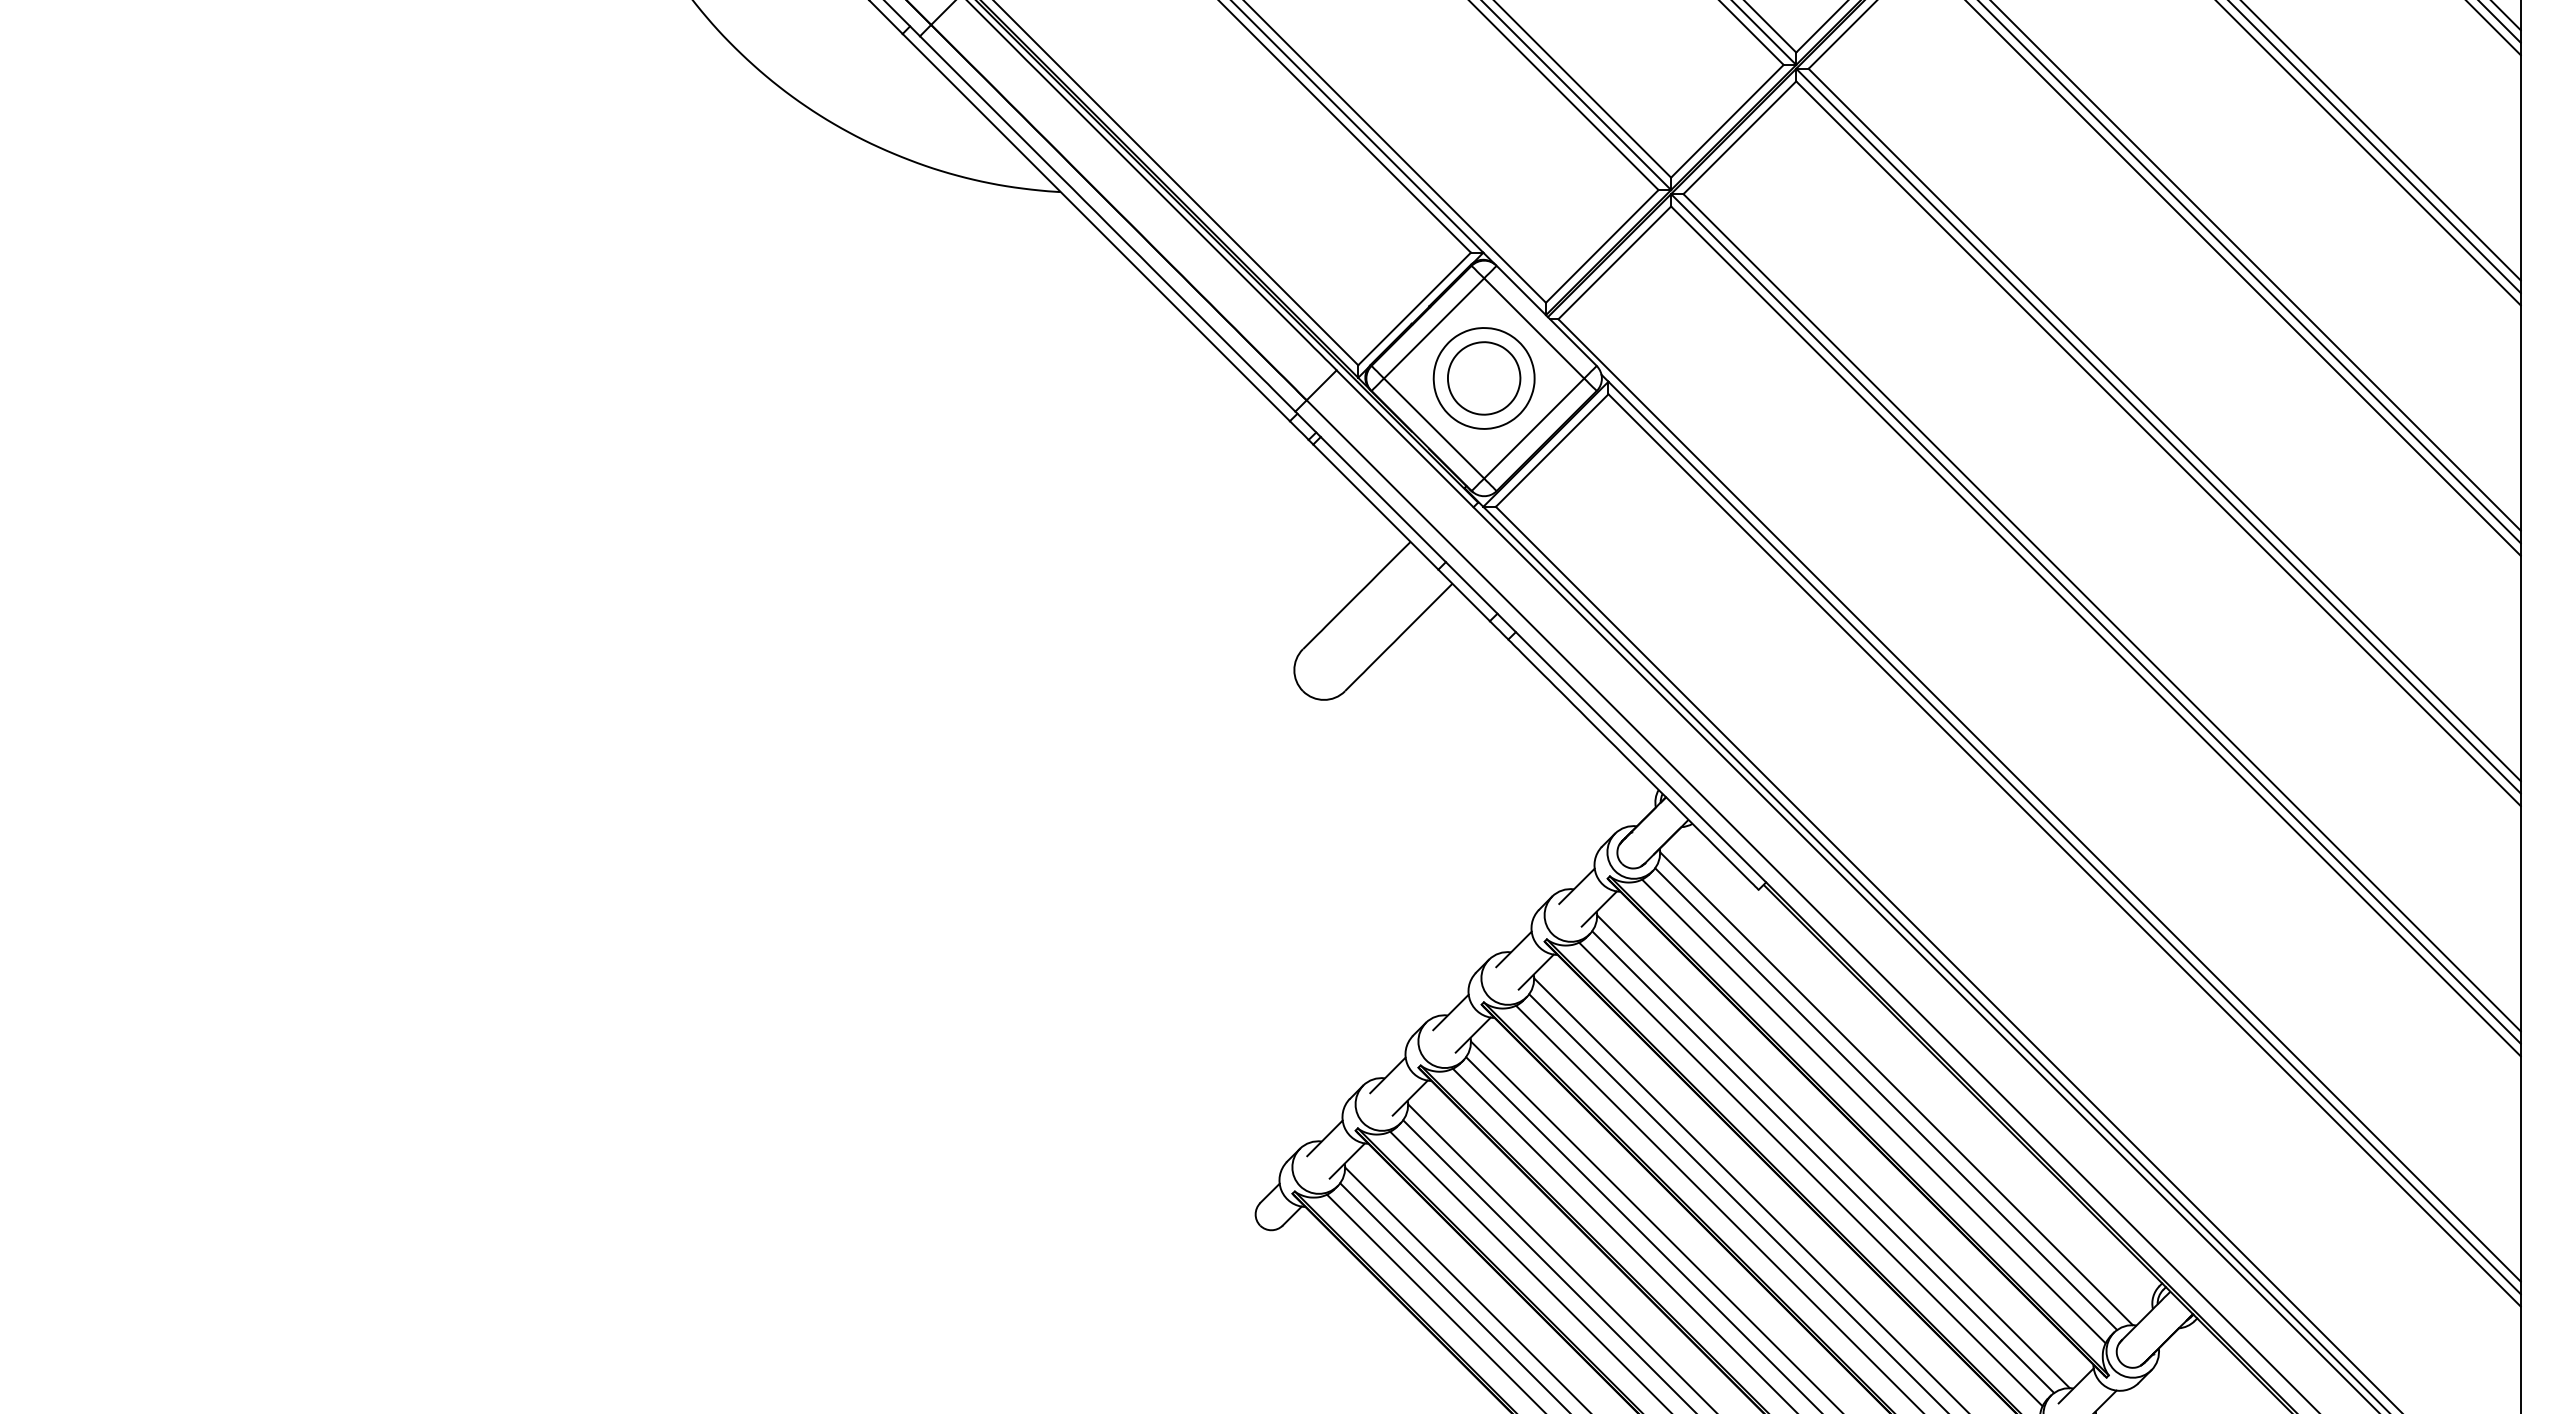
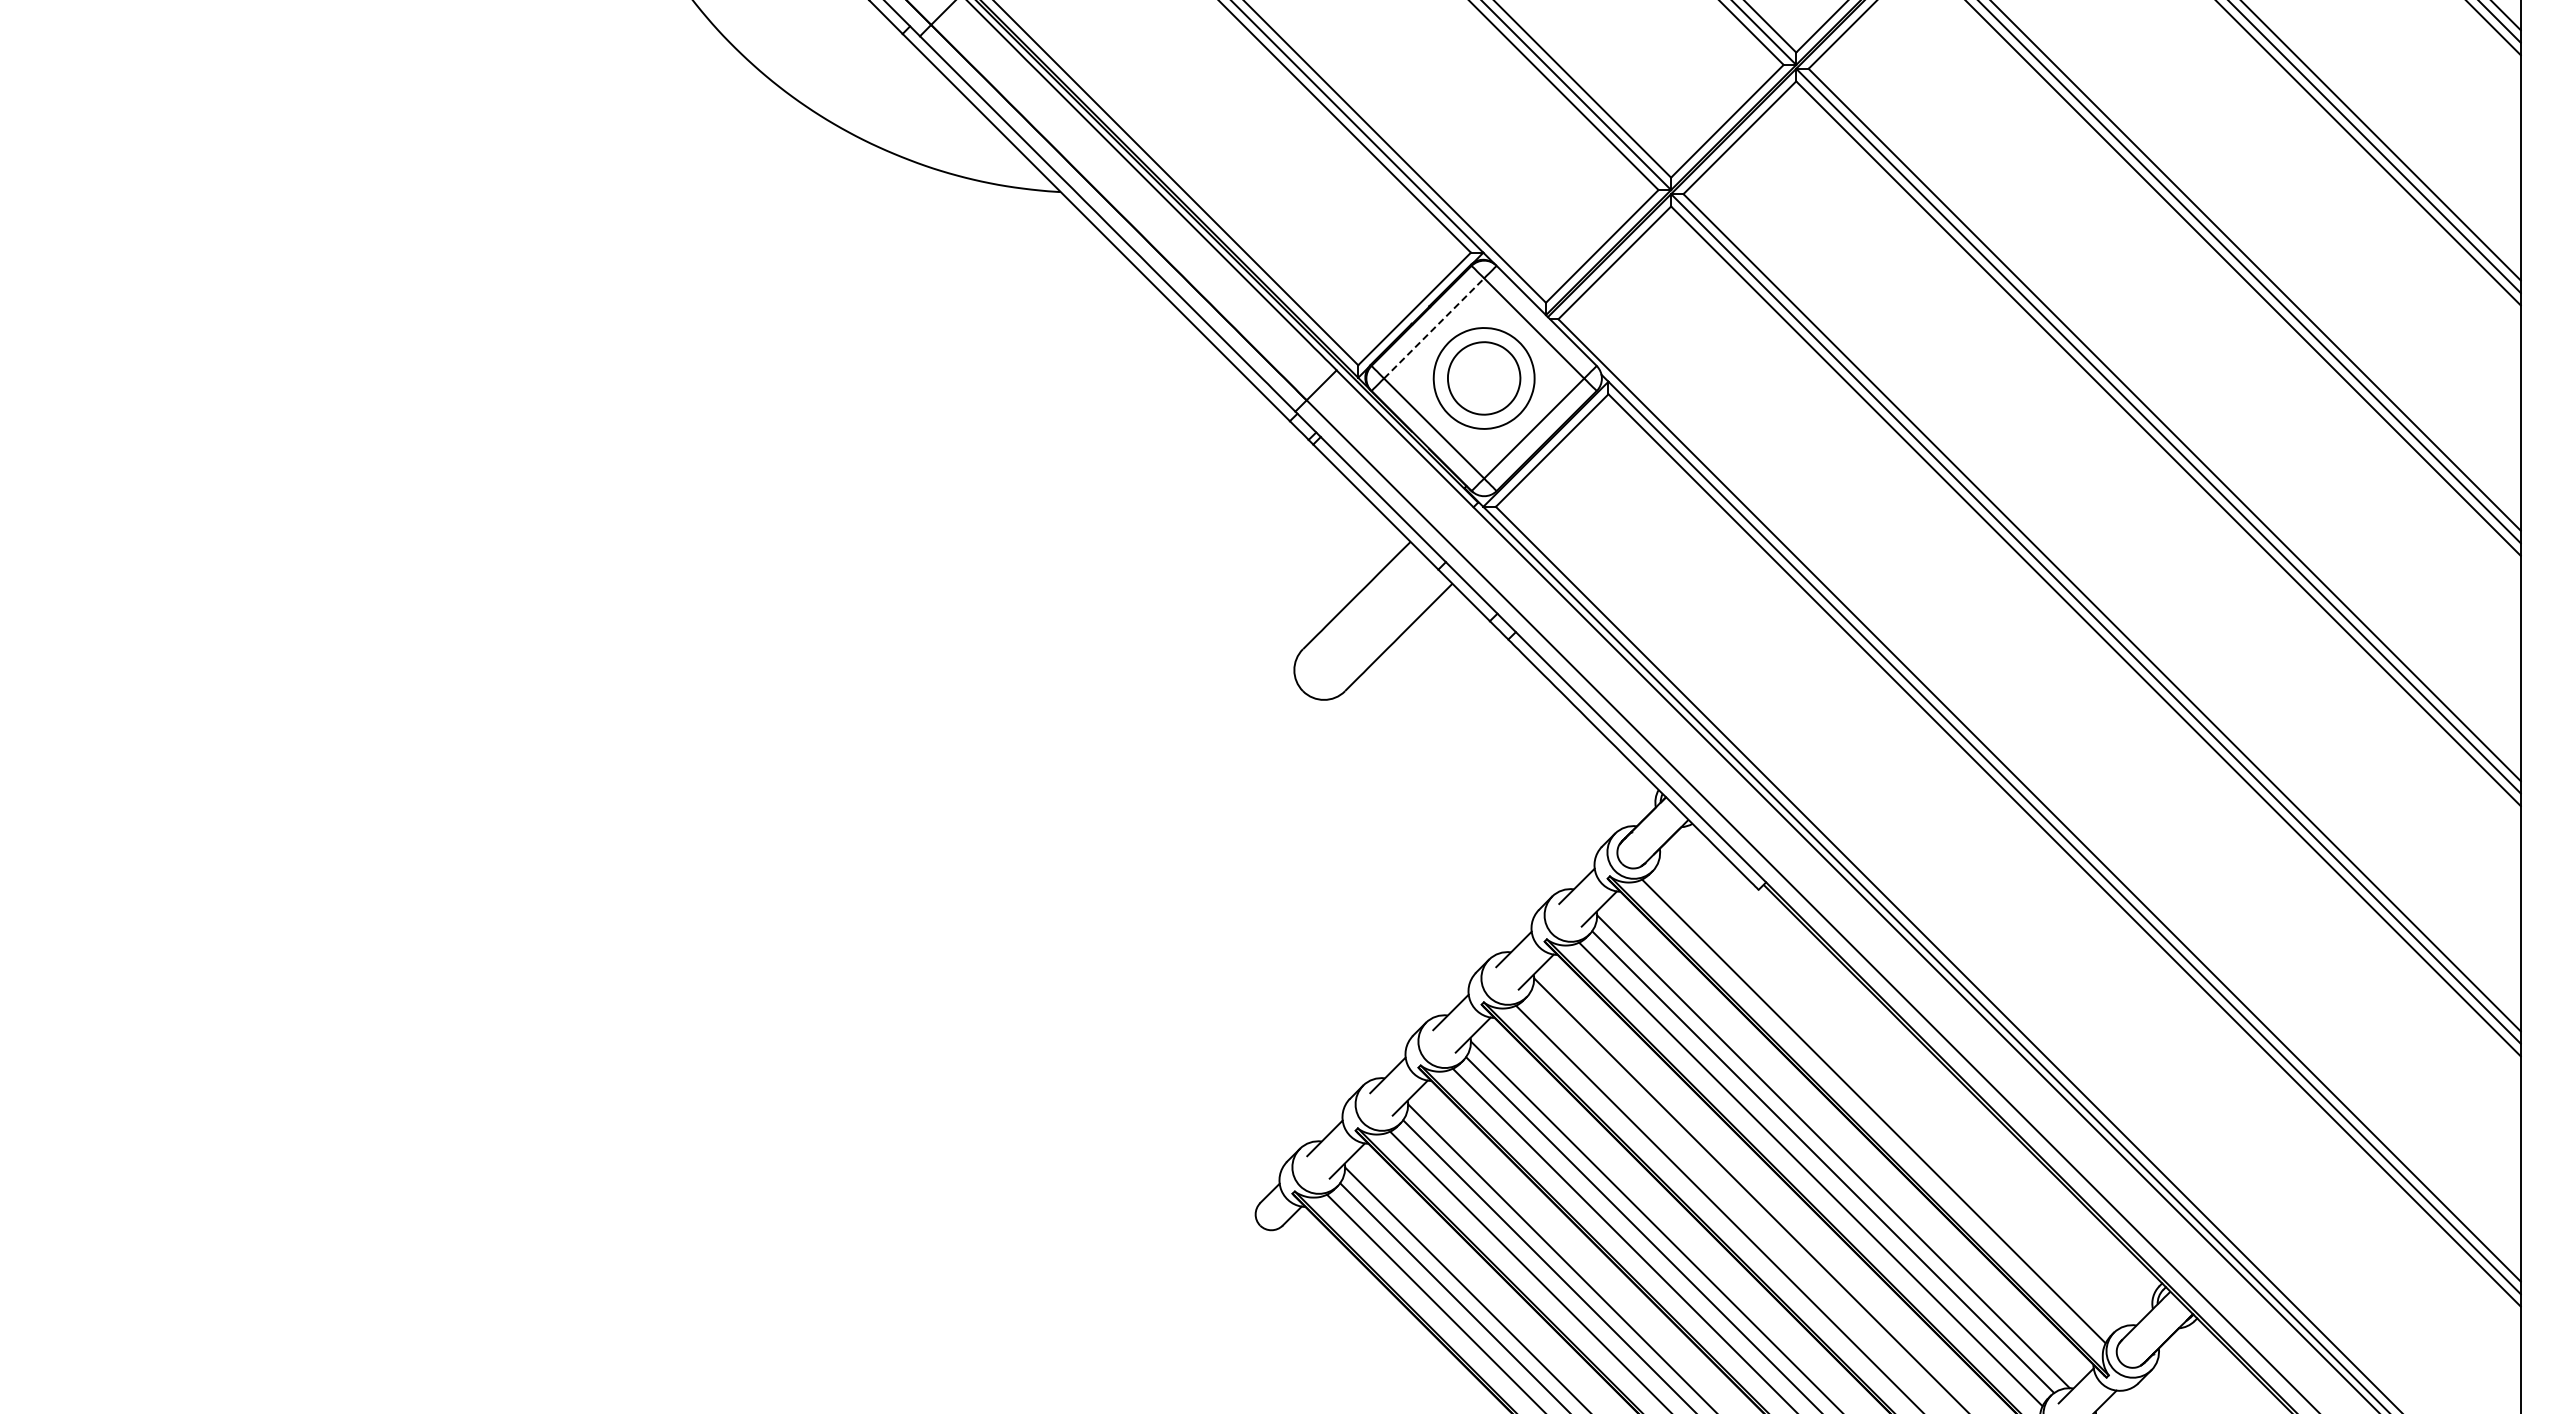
line: solid -> dashed (1434, 328)
line: present -> none (1896, 1088)
line: present -> none (1886, 1098)
line: present -> none (1737, 1202)
